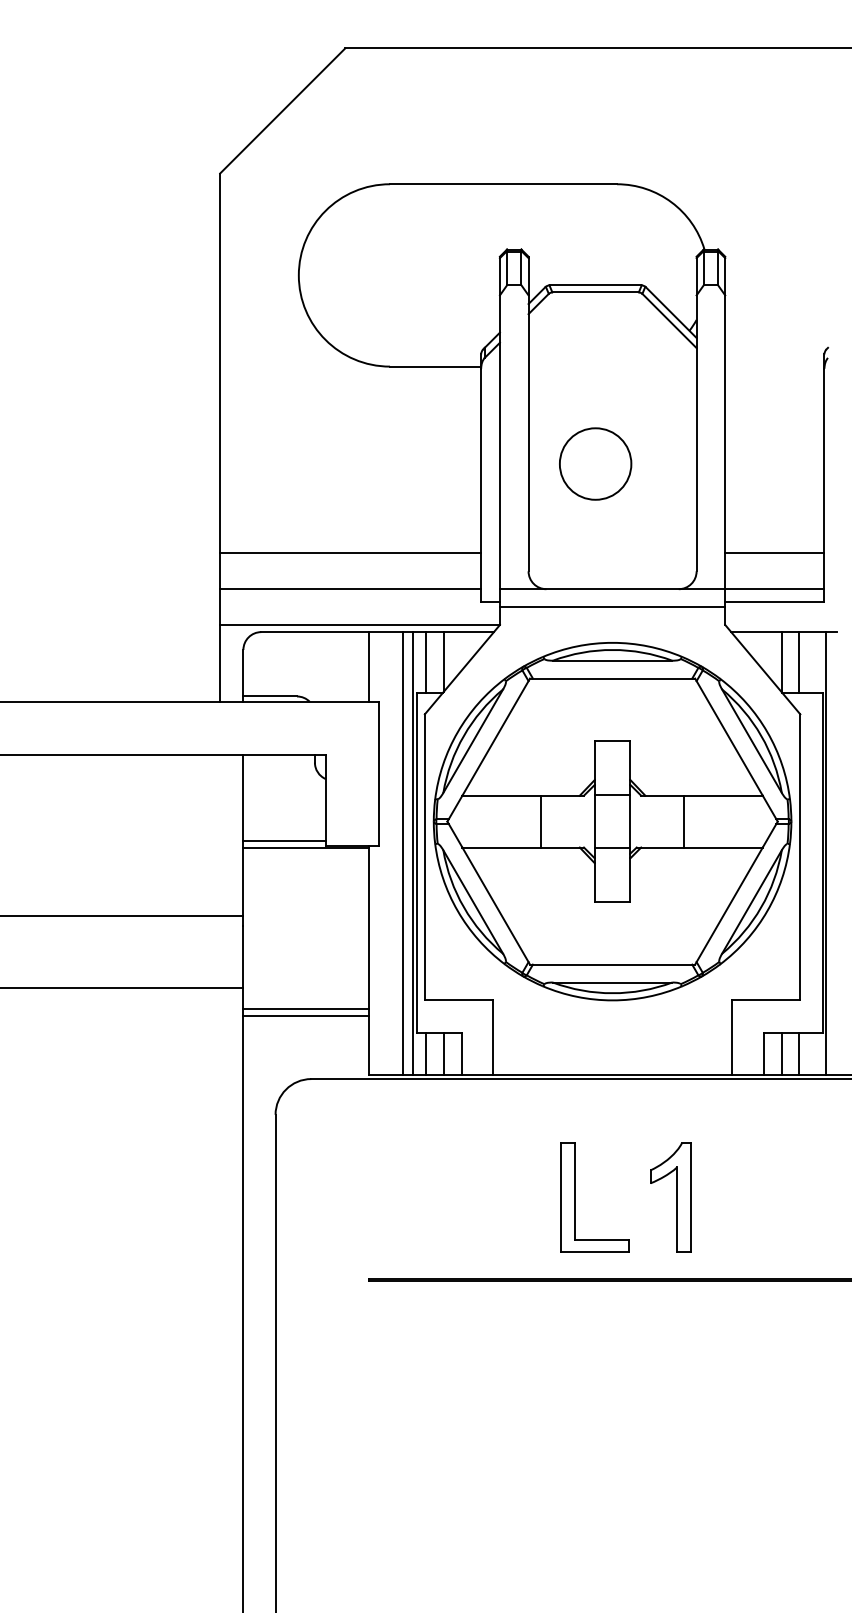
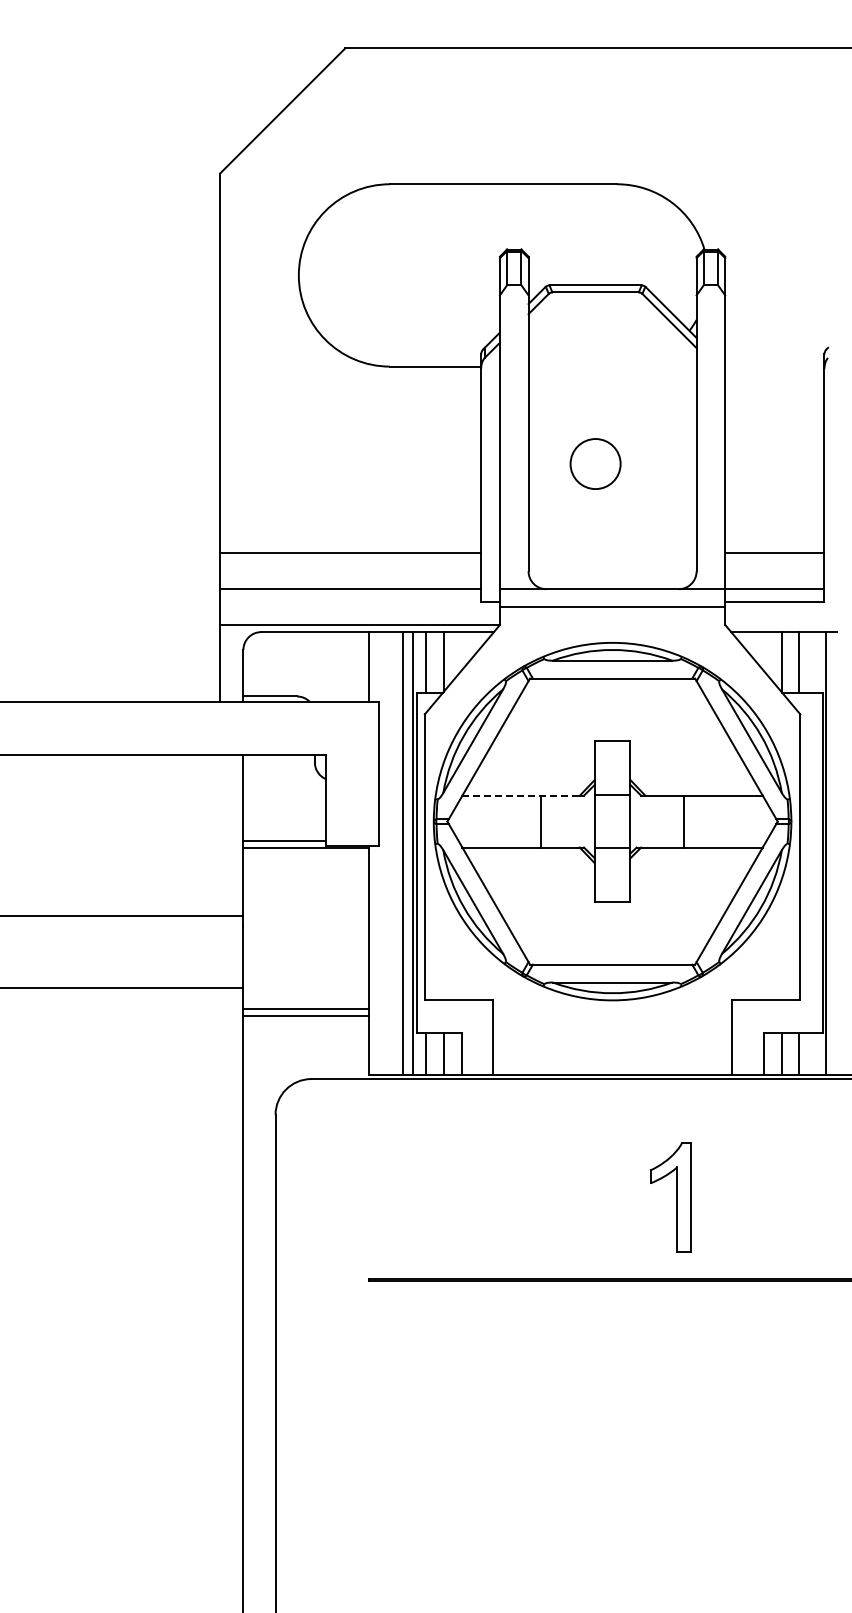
circle diameter: 72 px -> 50 px (595, 464)
line: solid -> dashed (521, 795)
part: present -> none (575, 1197)
